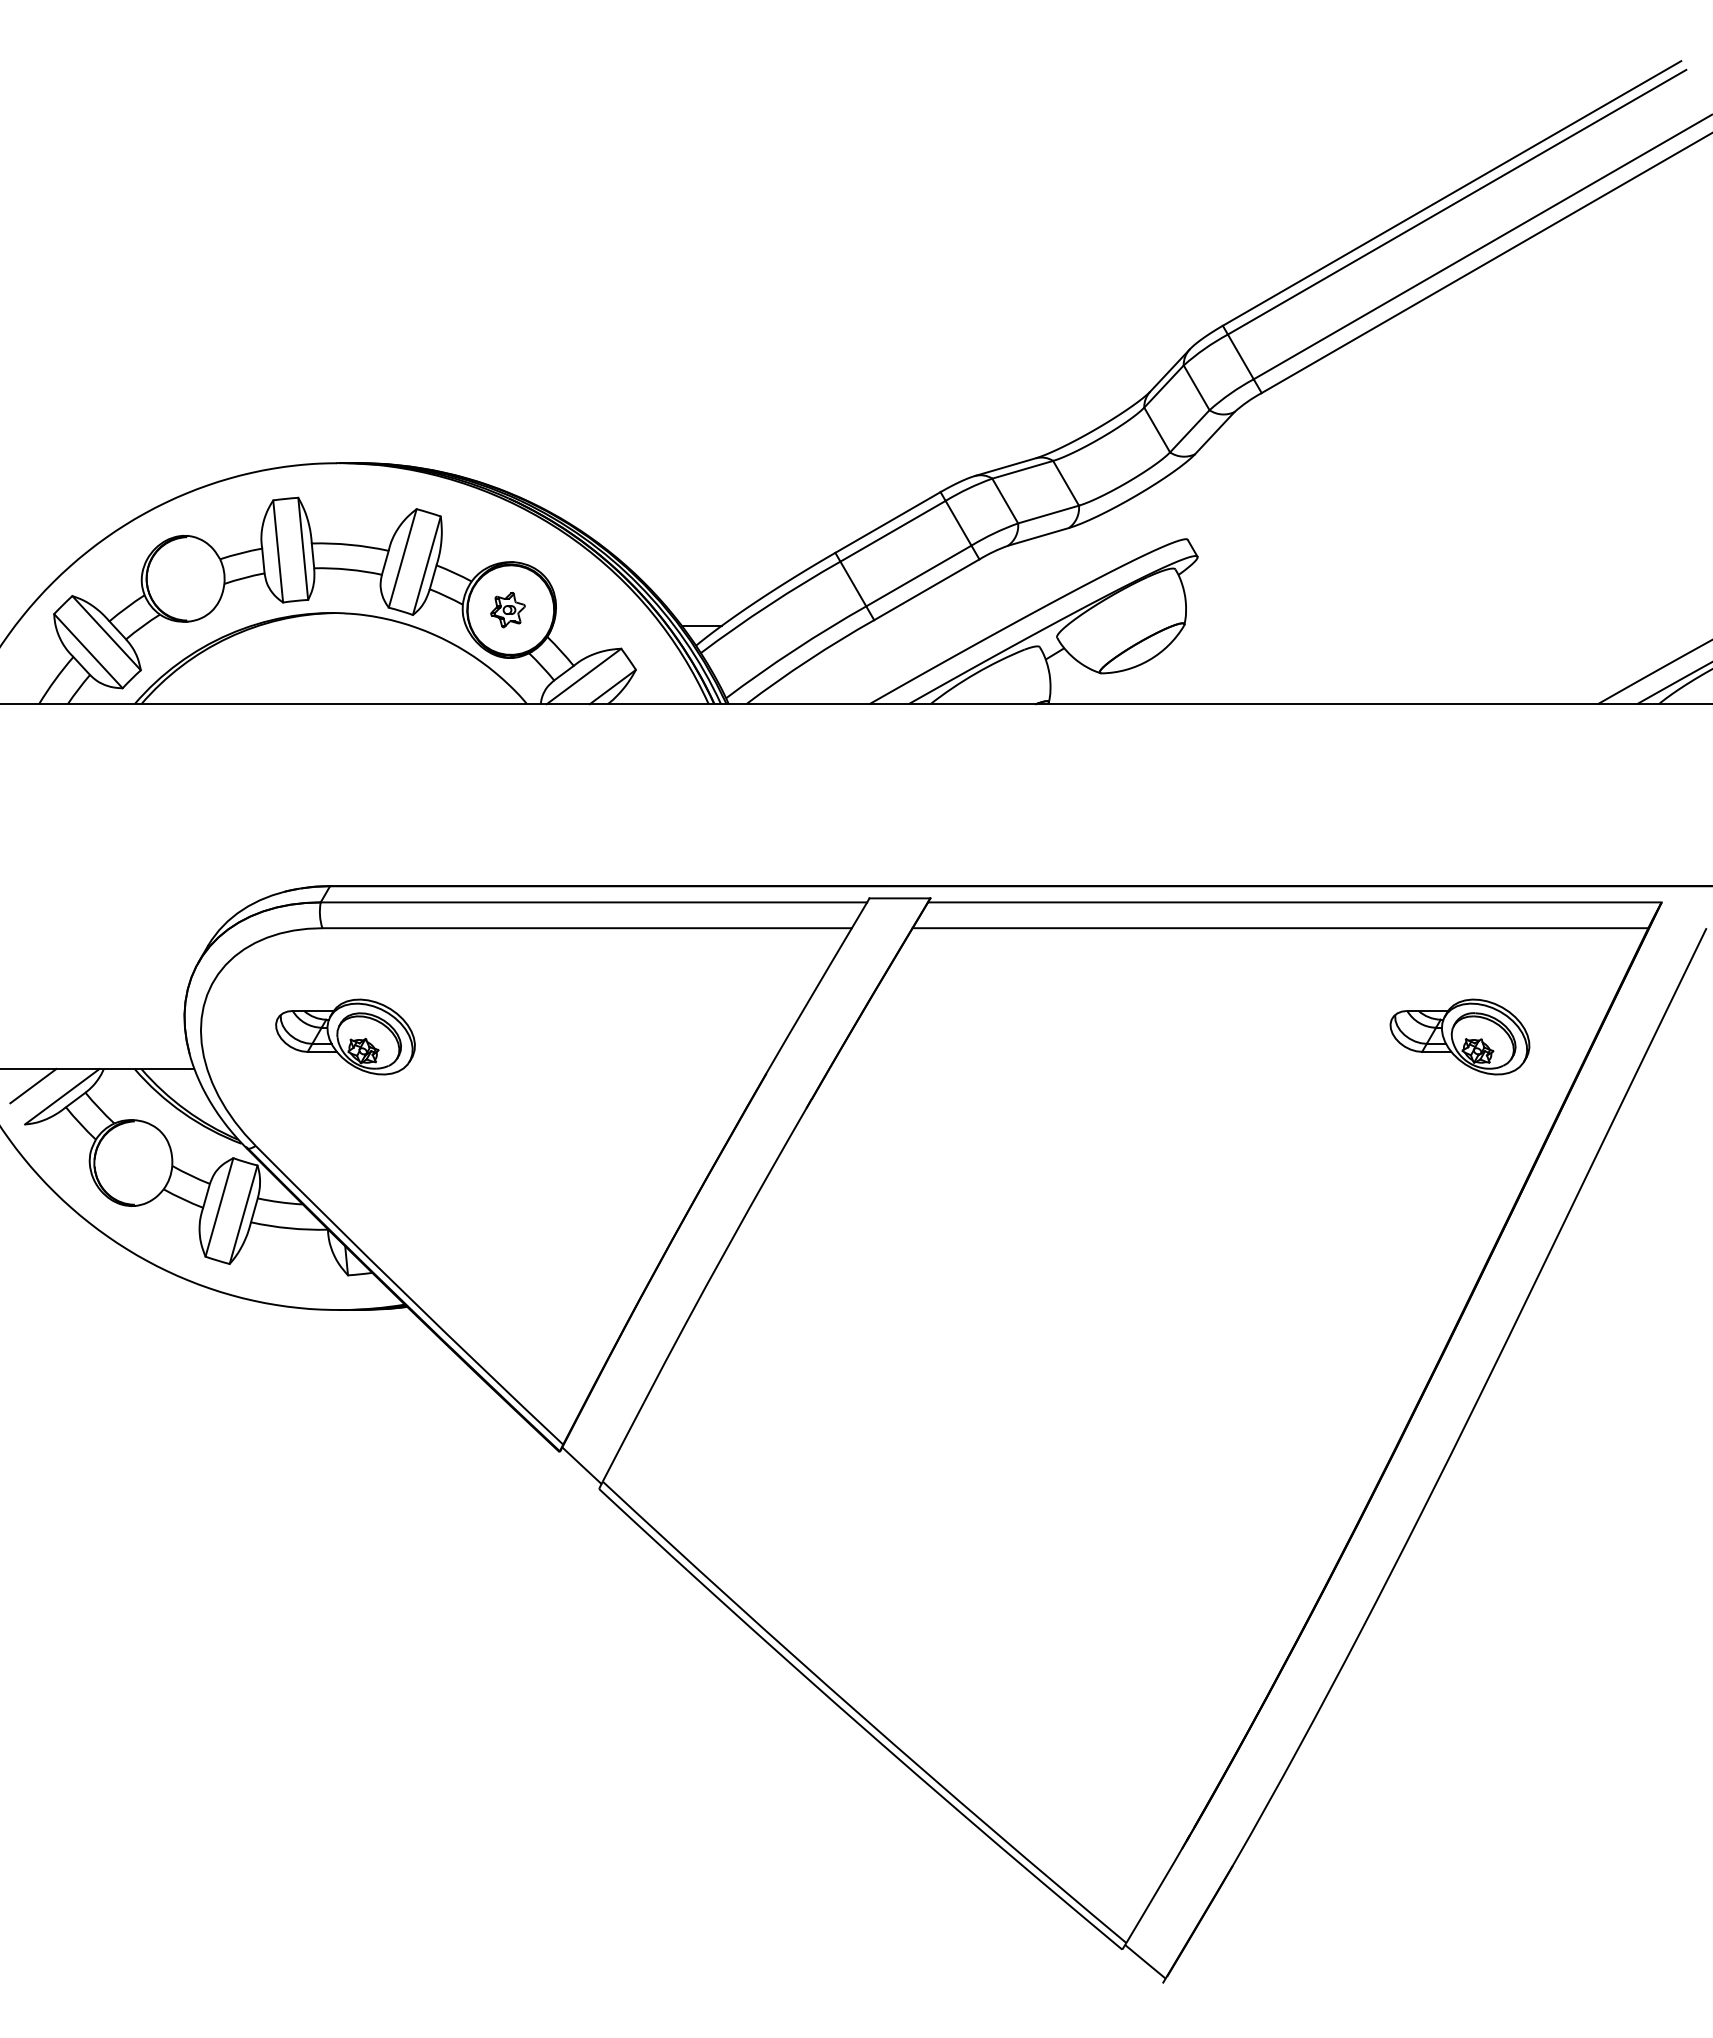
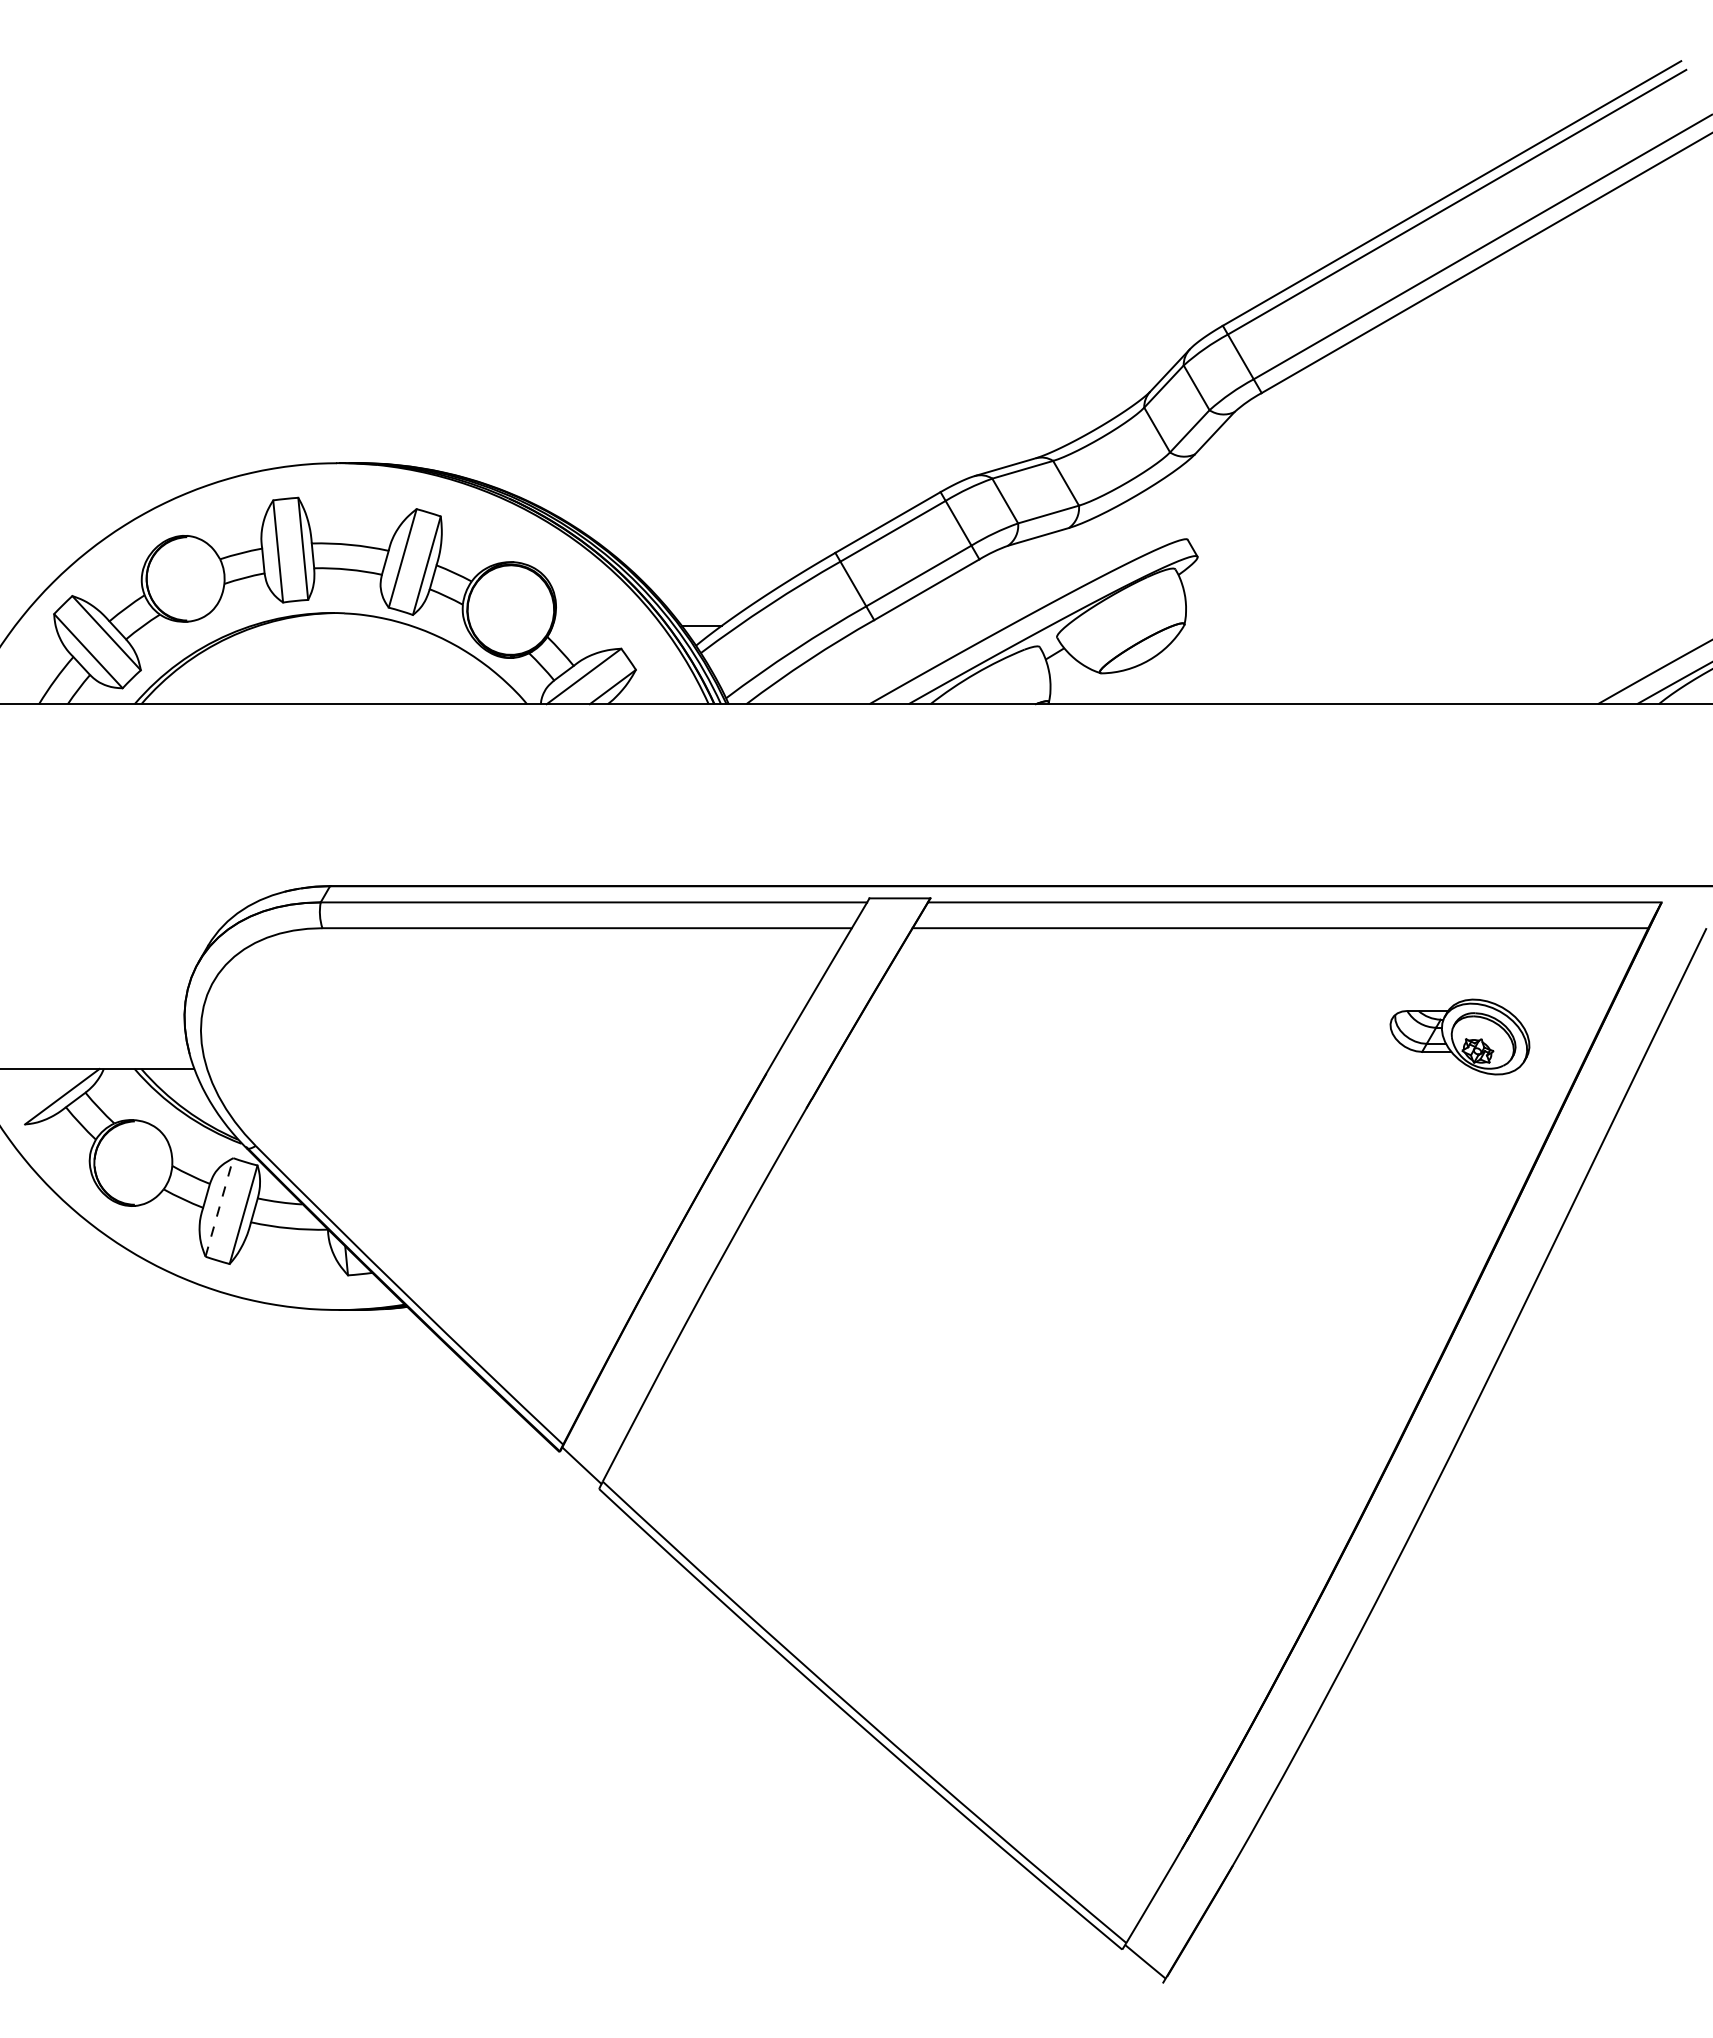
part: present -> none (507, 610)
part: present -> none (345, 1036)
line: present -> none (33, 1086)
line: solid -> dashed (219, 1206)
